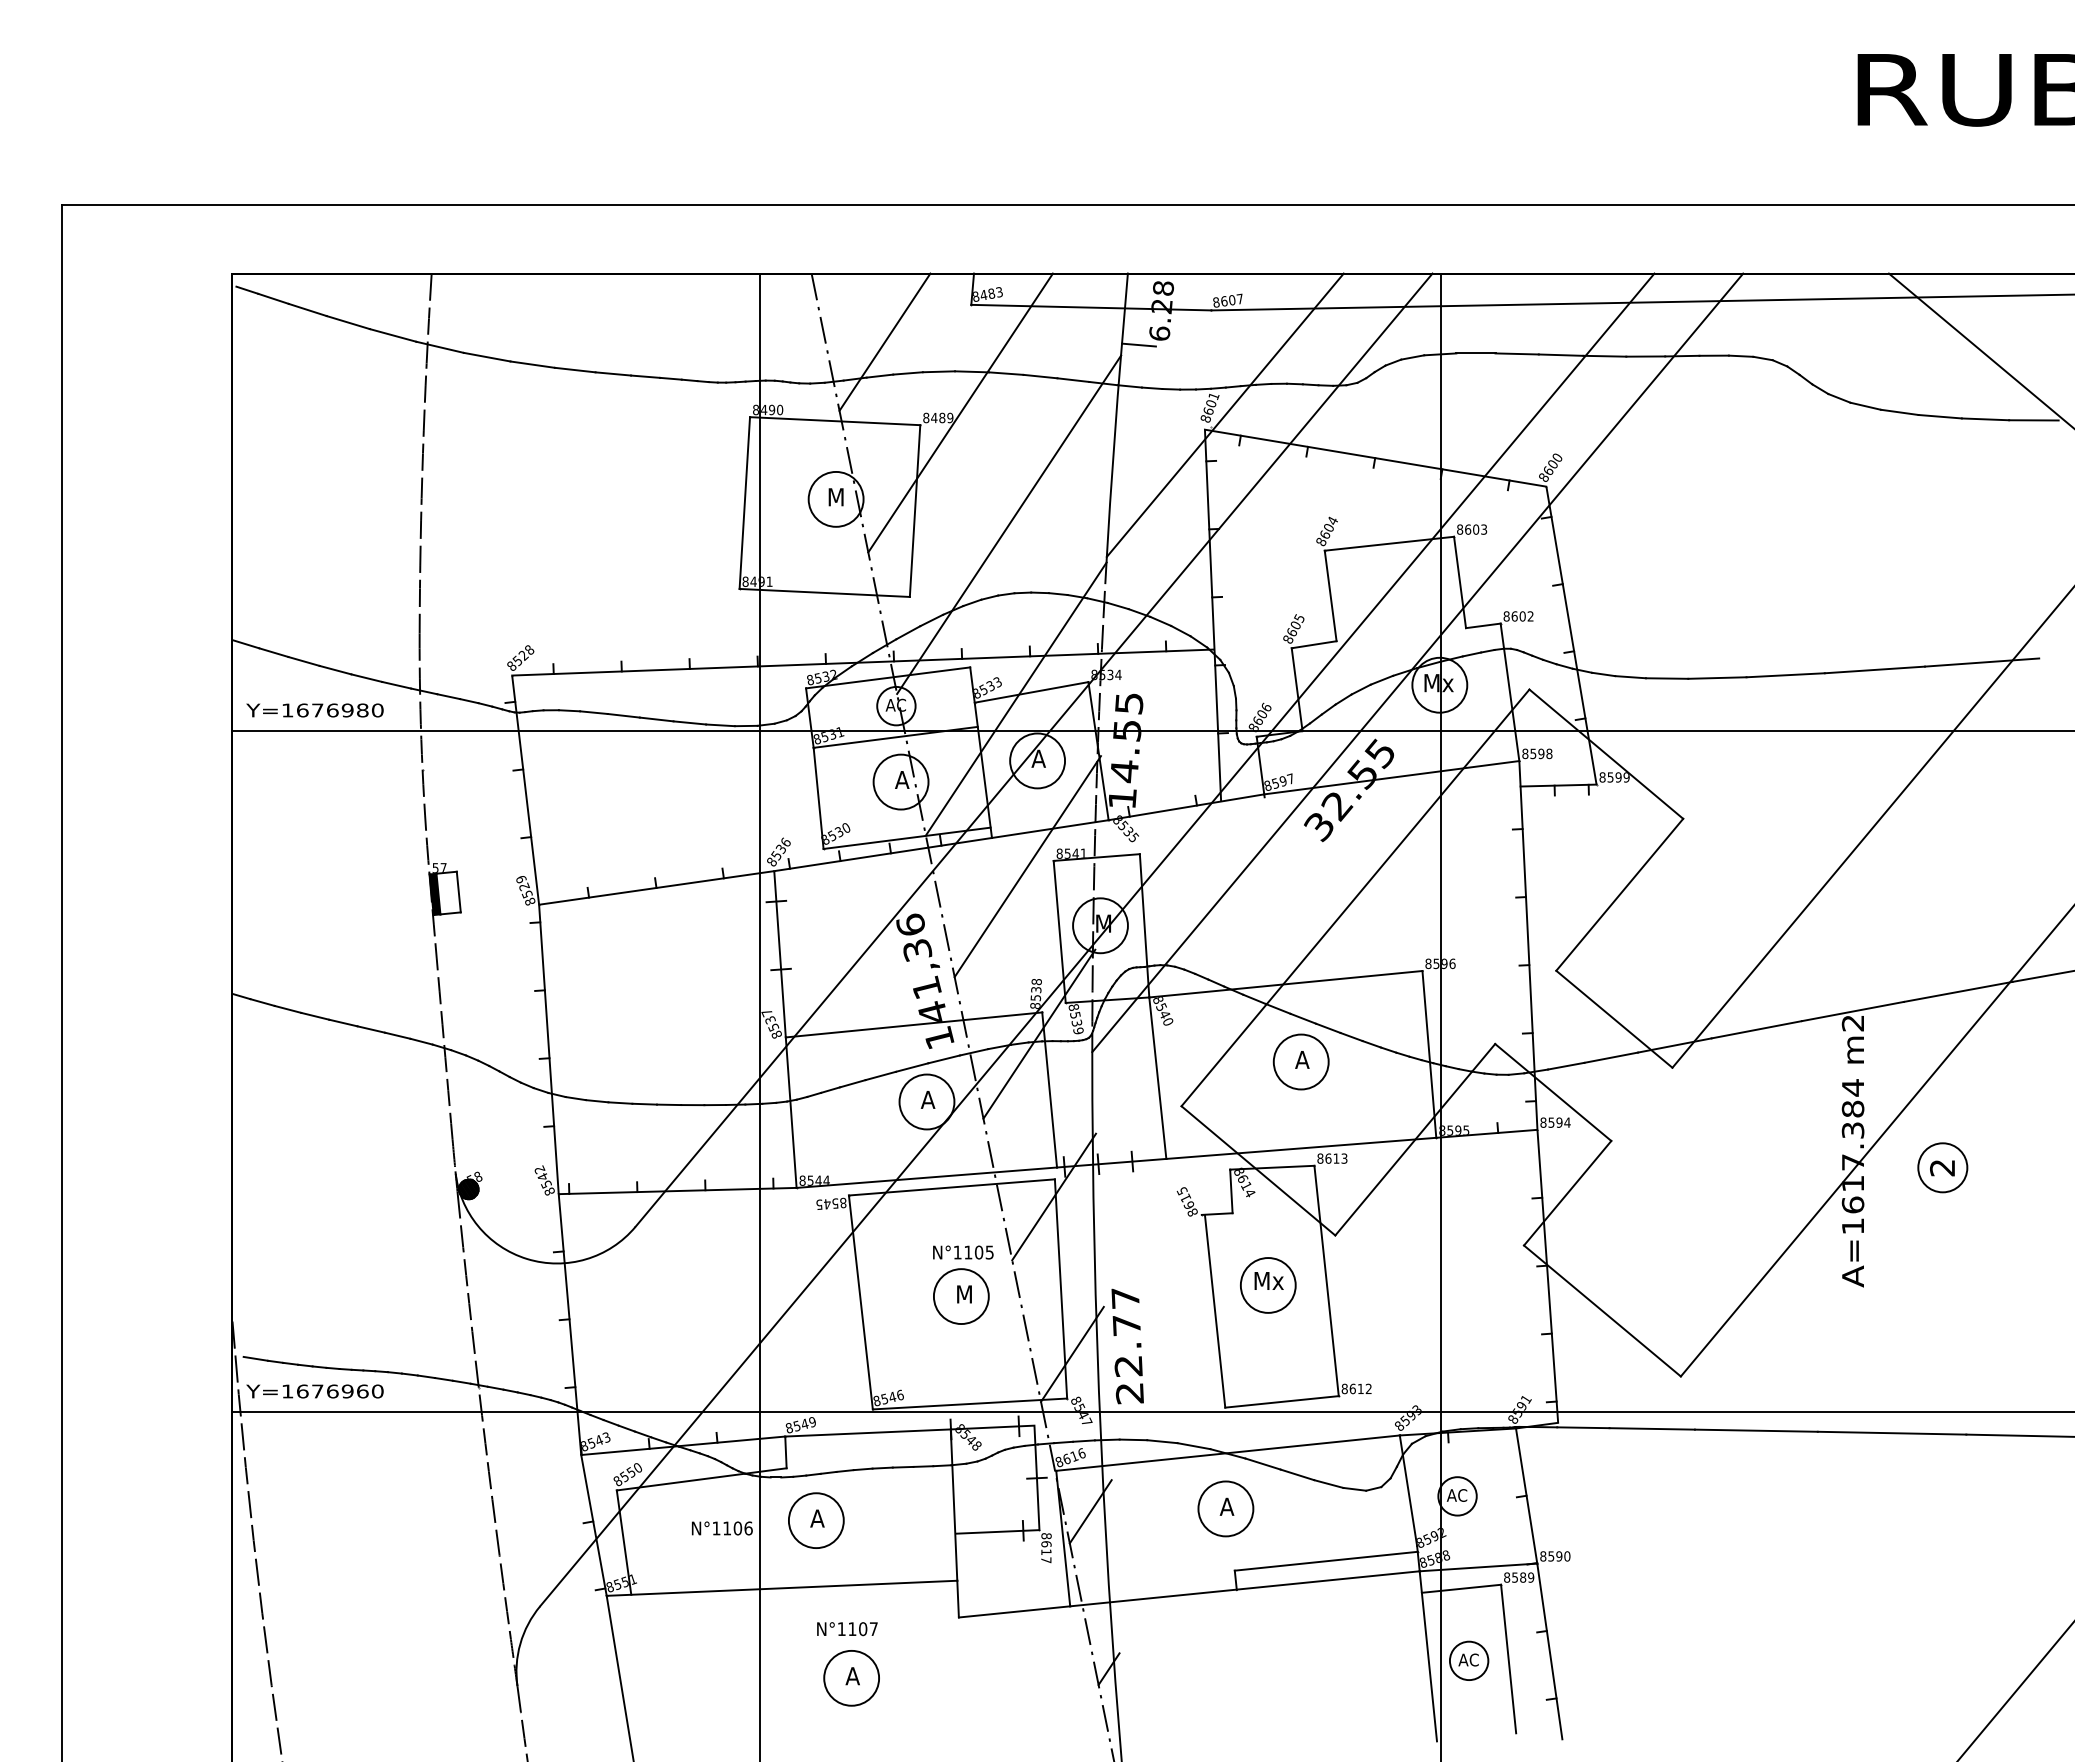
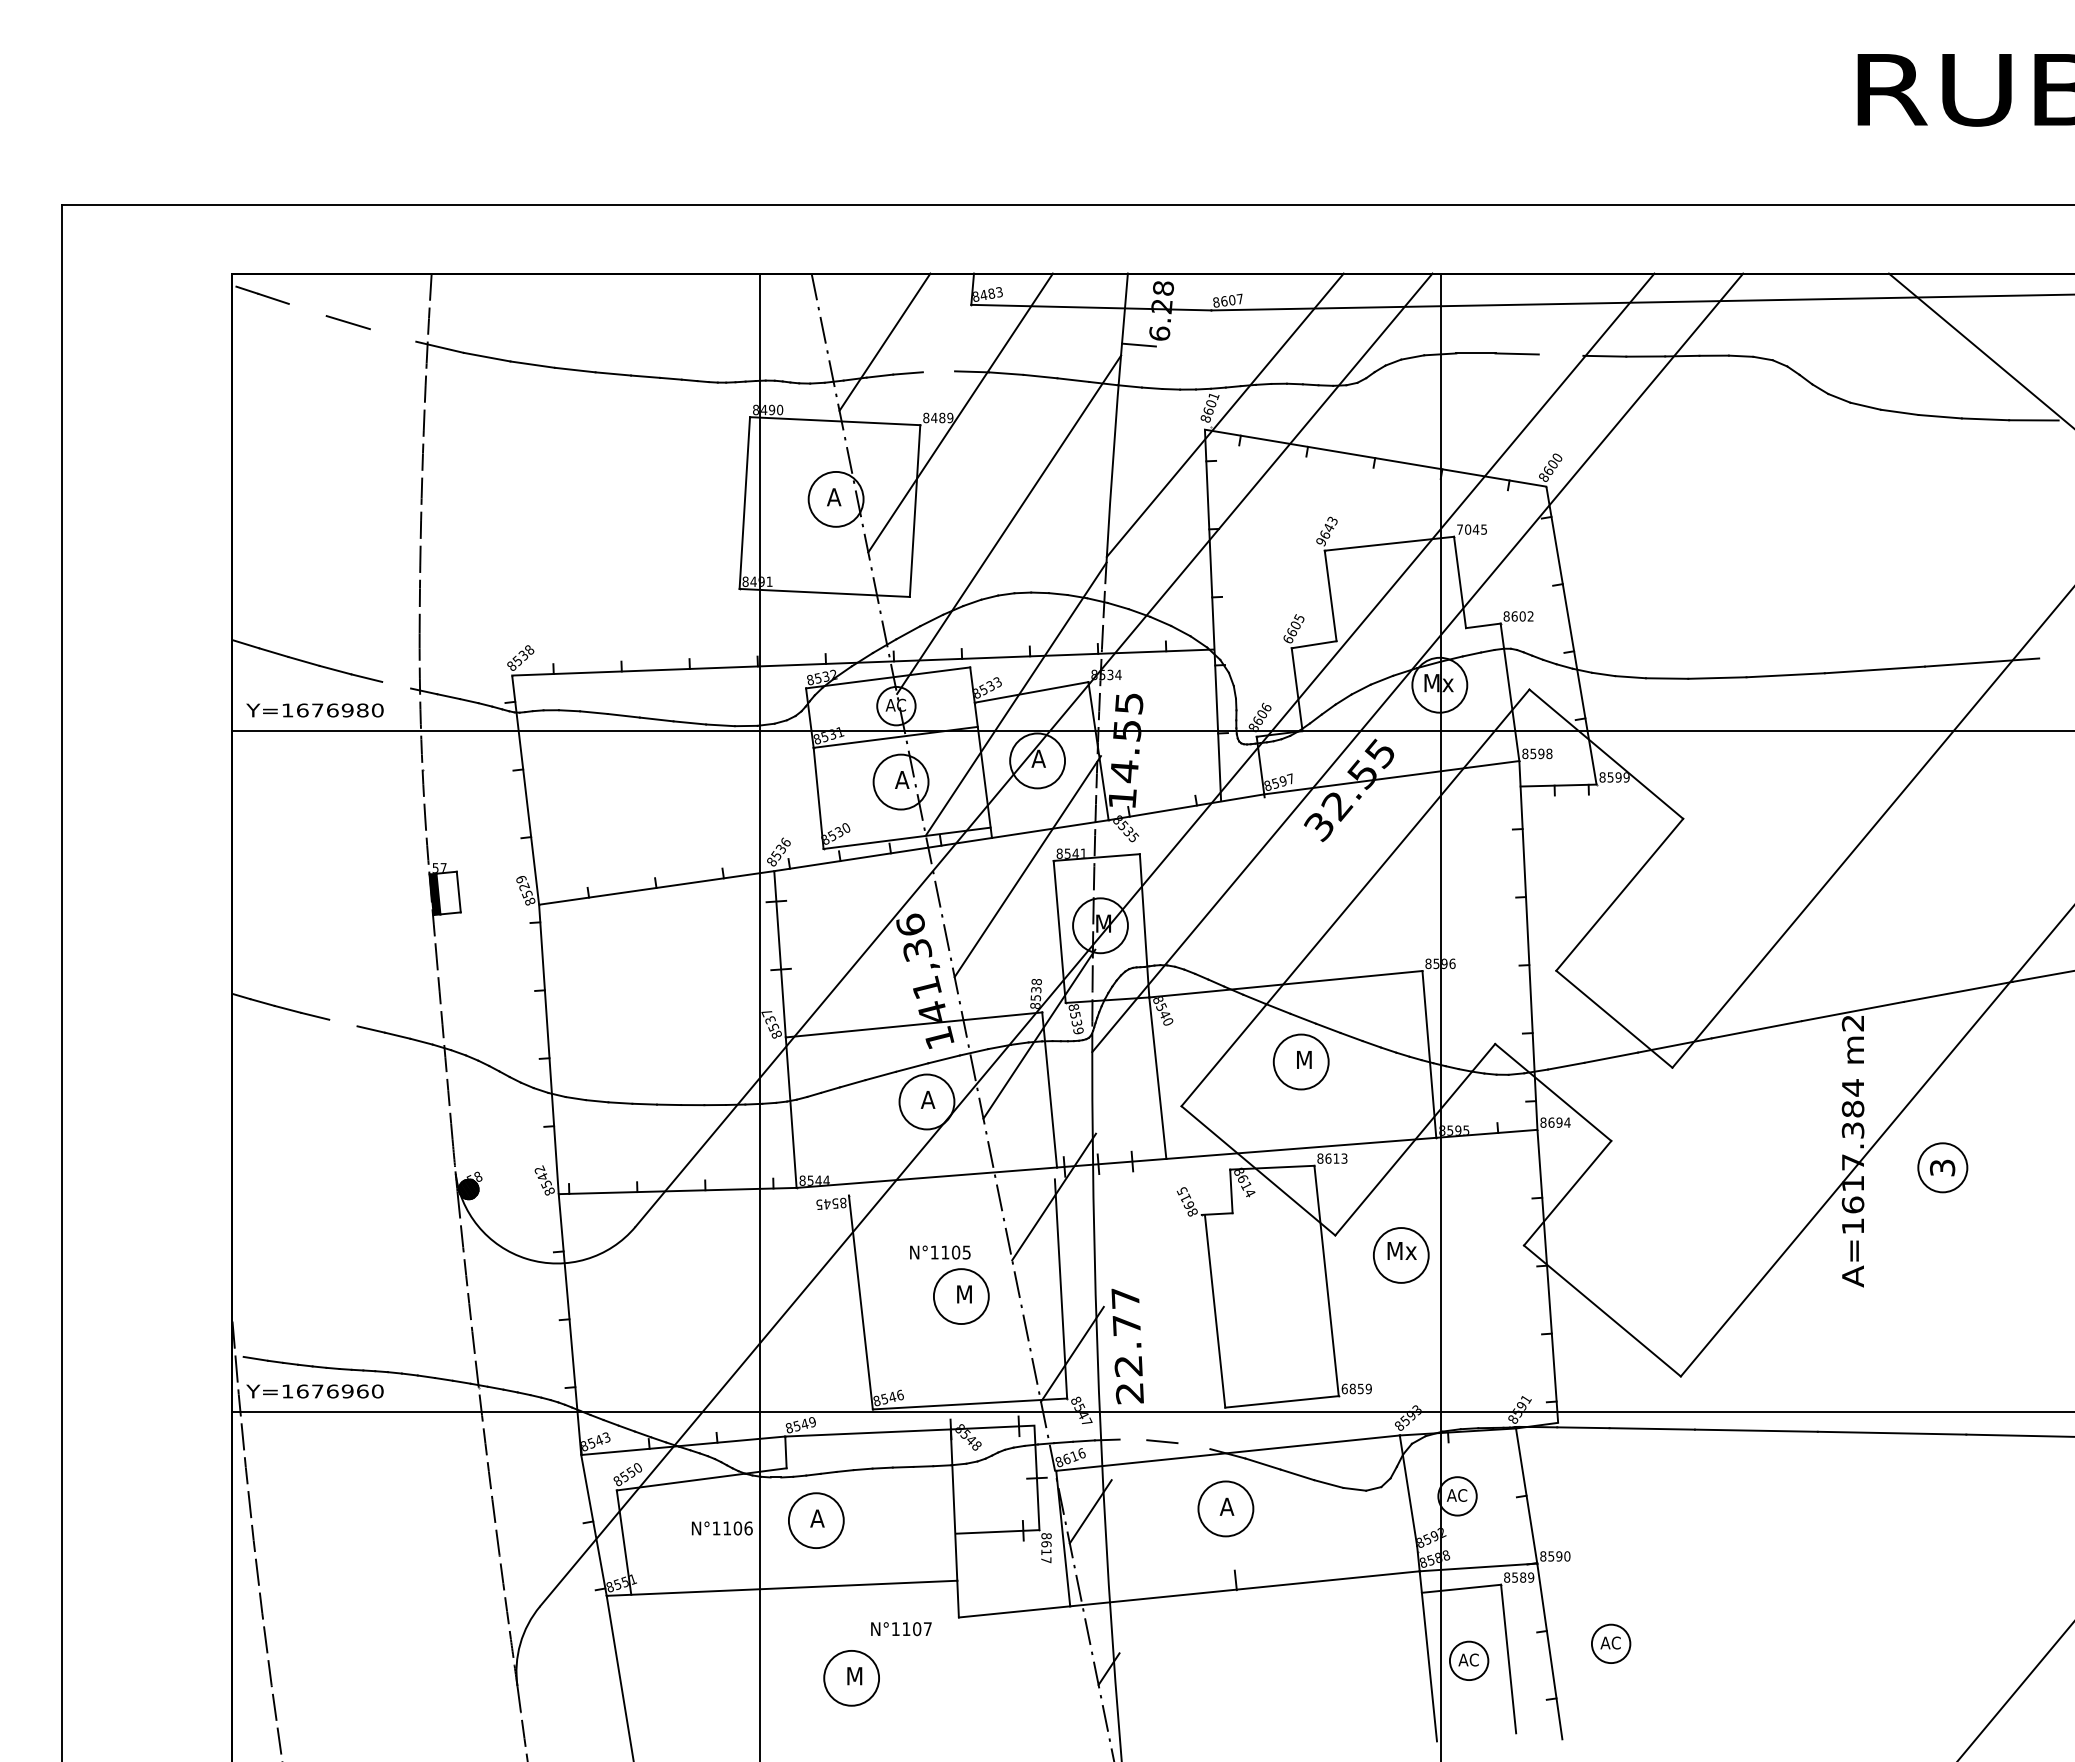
line: present -> none (307, 309)
line: present -> none (392, 335)
line: present -> none (1560, 354)
line: present -> none (938, 371)
text: M -> A (835, 497)
text: 8603 -> 7045 (1471, 529)
text: 8604 -> 9643 (1327, 531)
text: 8605 -> 6605 (1287, 639)
text: 8528 -> 8538 (523, 654)
line: present -> none (396, 684)
line: present -> none (343, 1022)
text: A -> M (1303, 1059)
text: 8594 -> 8694 (1551, 1122)
text: 2 -> 3 (1942, 1167)
line: present -> none (951, 1187)
text position: (963, 1252) -> (940, 1252) (940, 1252)
part position: (1268, 1285) -> (1401, 1255) (1401, 1255)
text: 8612 -> 6859 (1356, 1388)
line: present -> none (1133, 1439)
line: present -> none (1193, 1446)
line: present -> none (1325, 1560)
text position: (847, 1629) -> (901, 1629) (901, 1629)
part: none -> present (1611, 1643)
text: A -> M (853, 1676)
